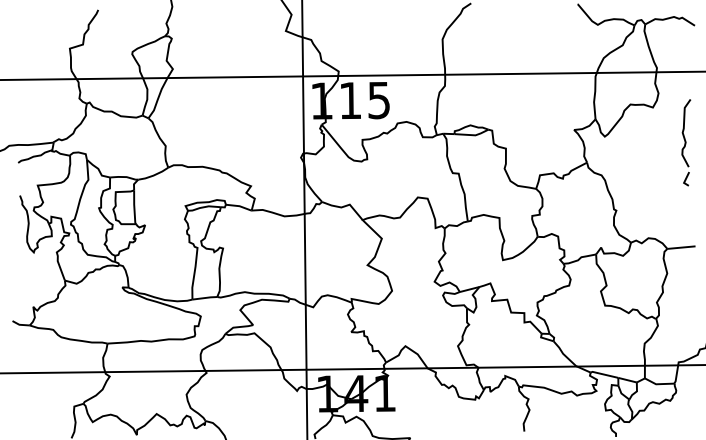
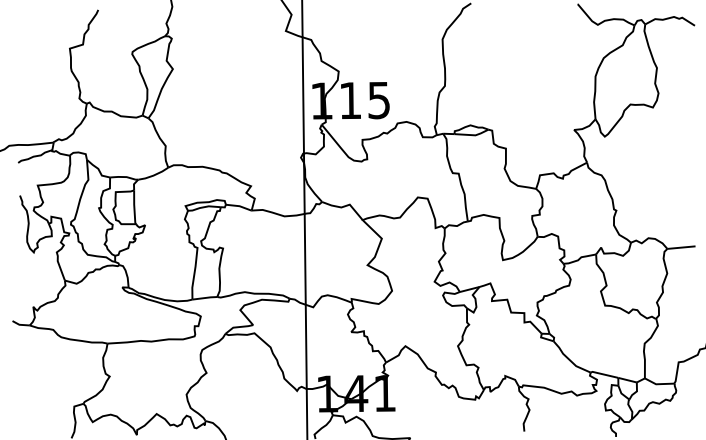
line: present -> none (352, 75)
part: present -> none (686, 142)
line: present -> none (352, 369)
